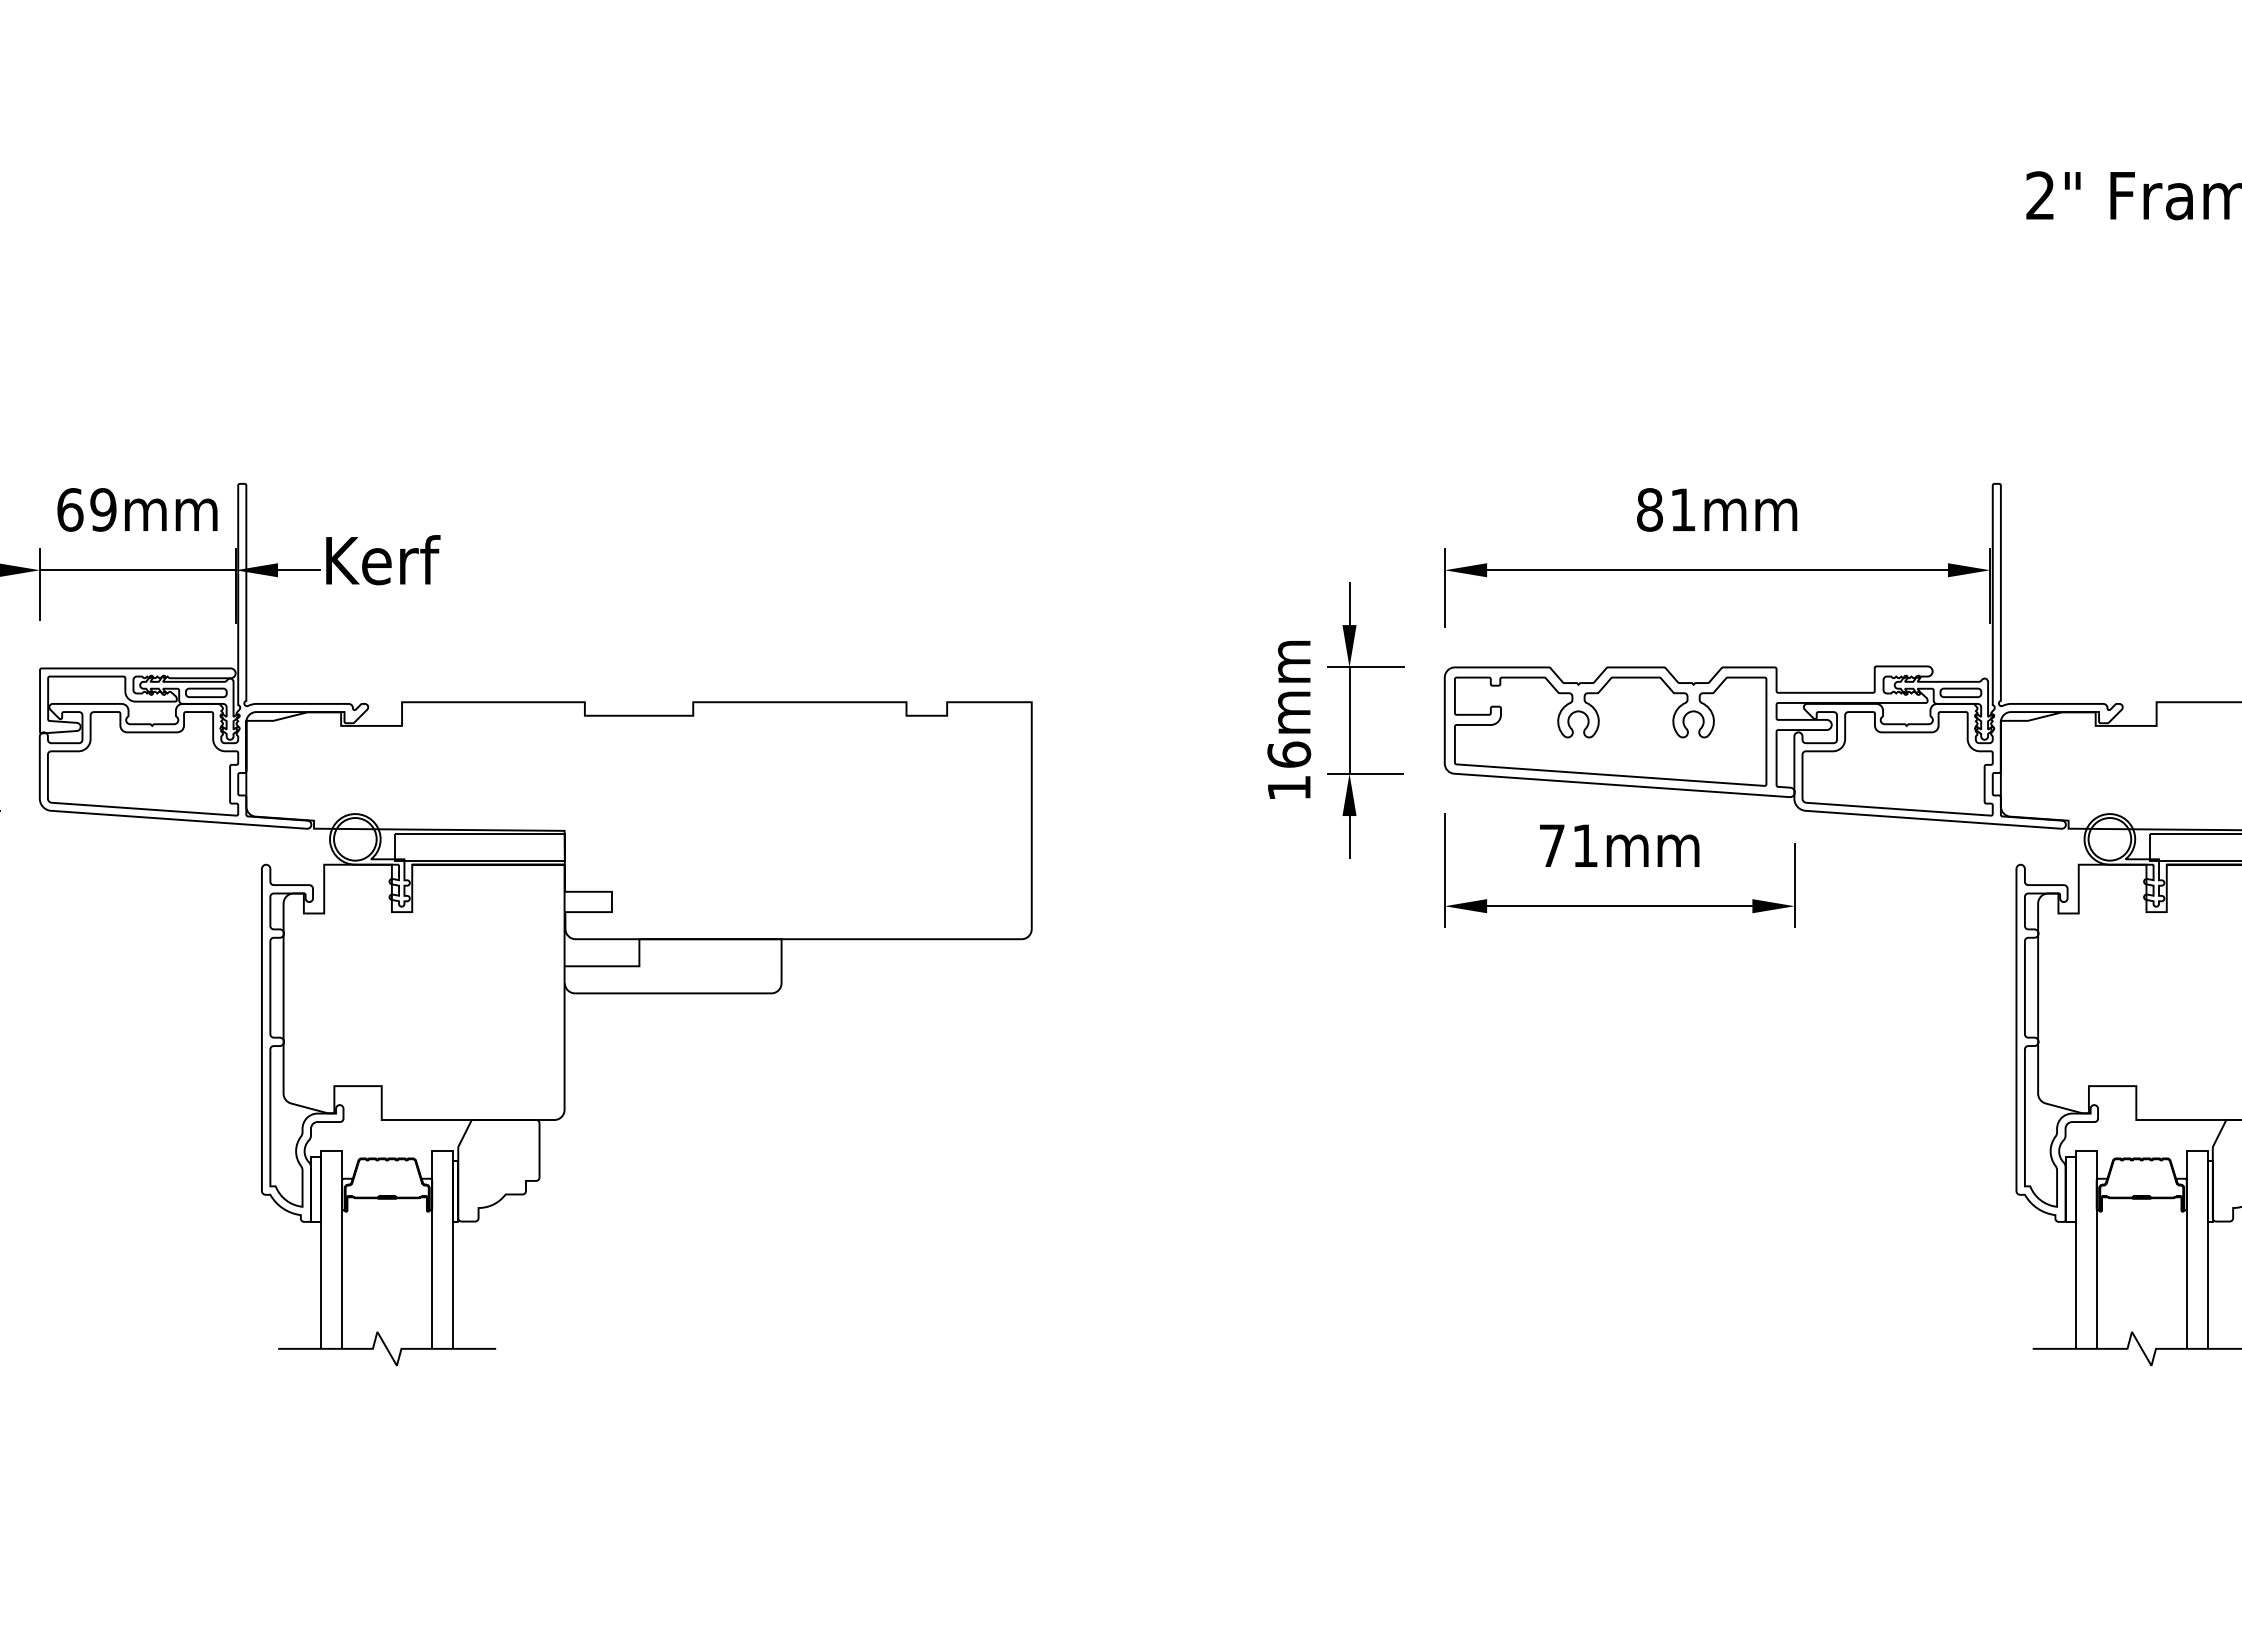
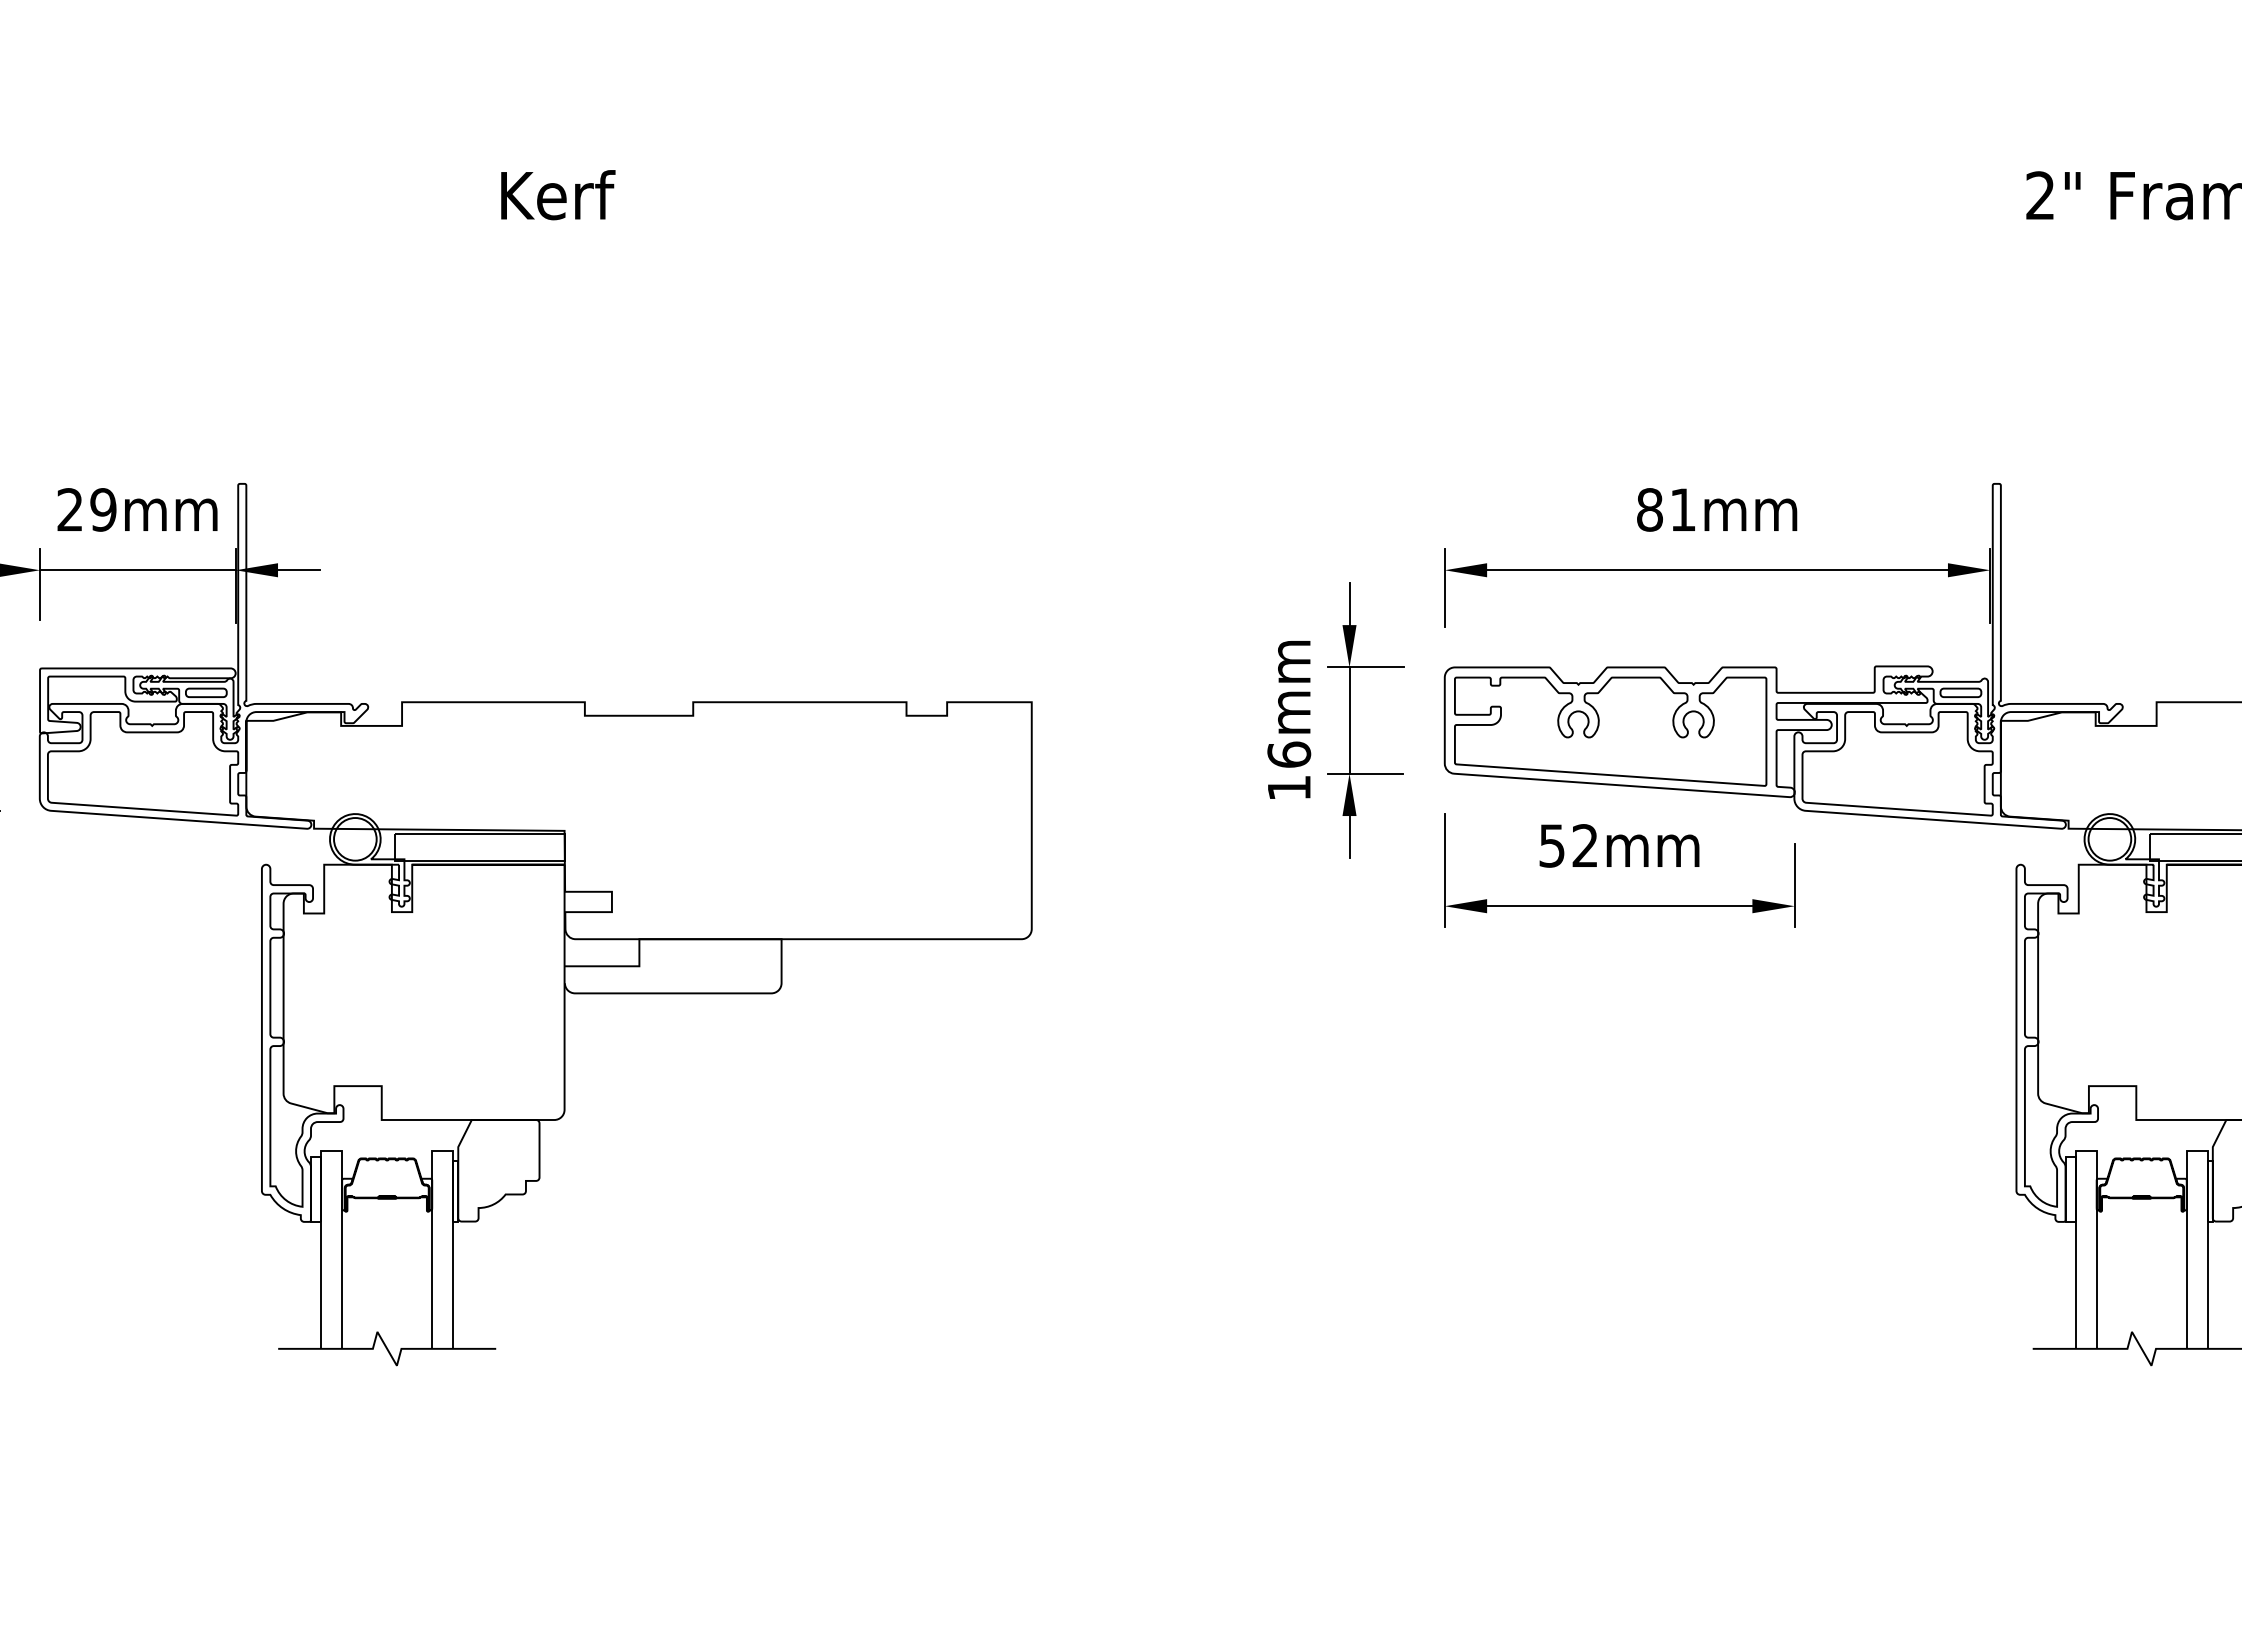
text: 69mm -> 29mm (70, 509)
text position: (383, 560) -> (558, 195) (558, 195)
text: 71mm -> 52mm (1568, 845)
